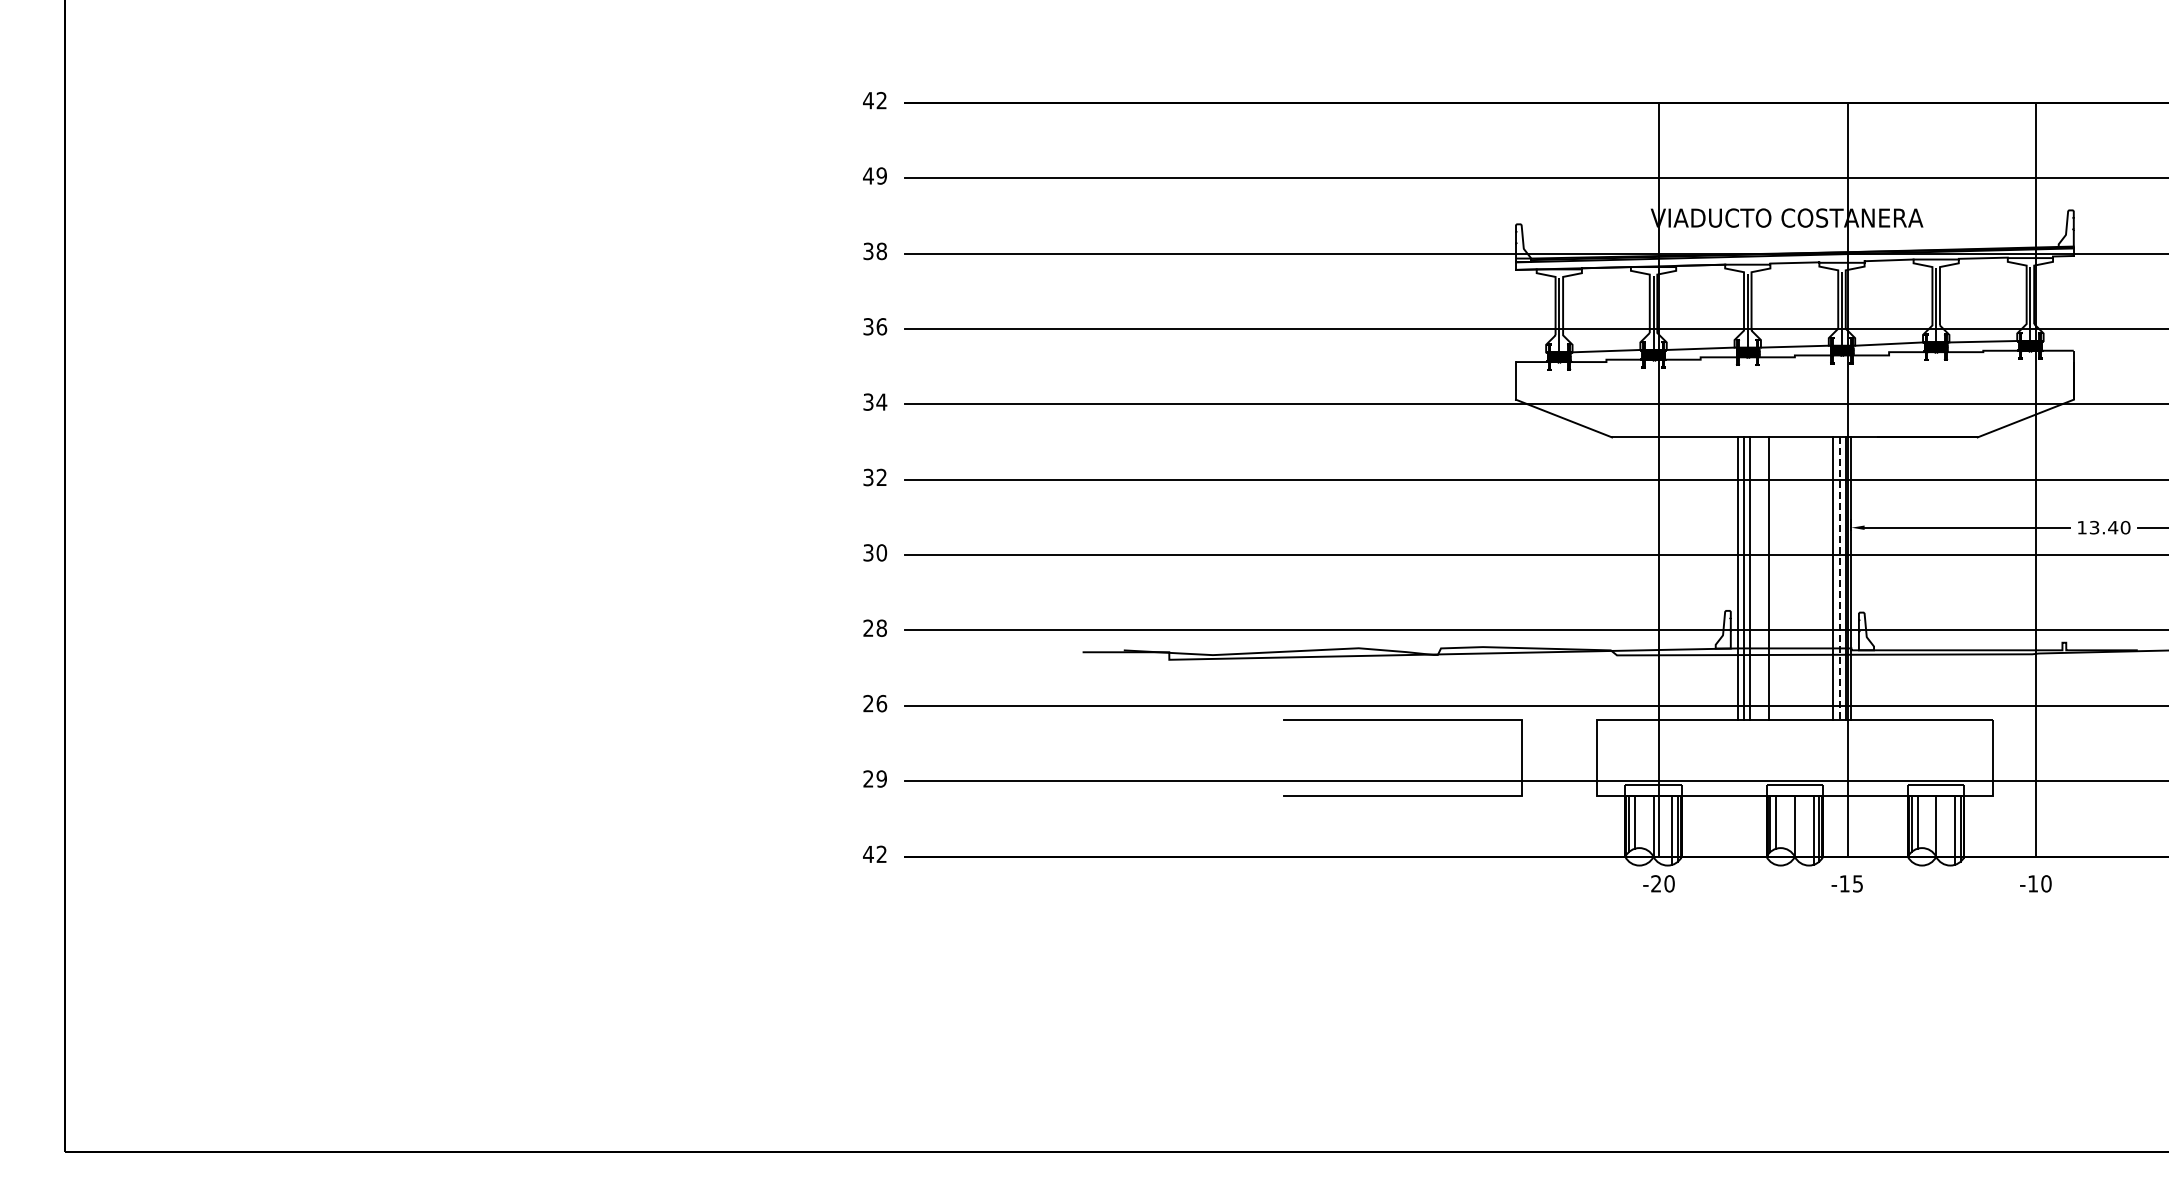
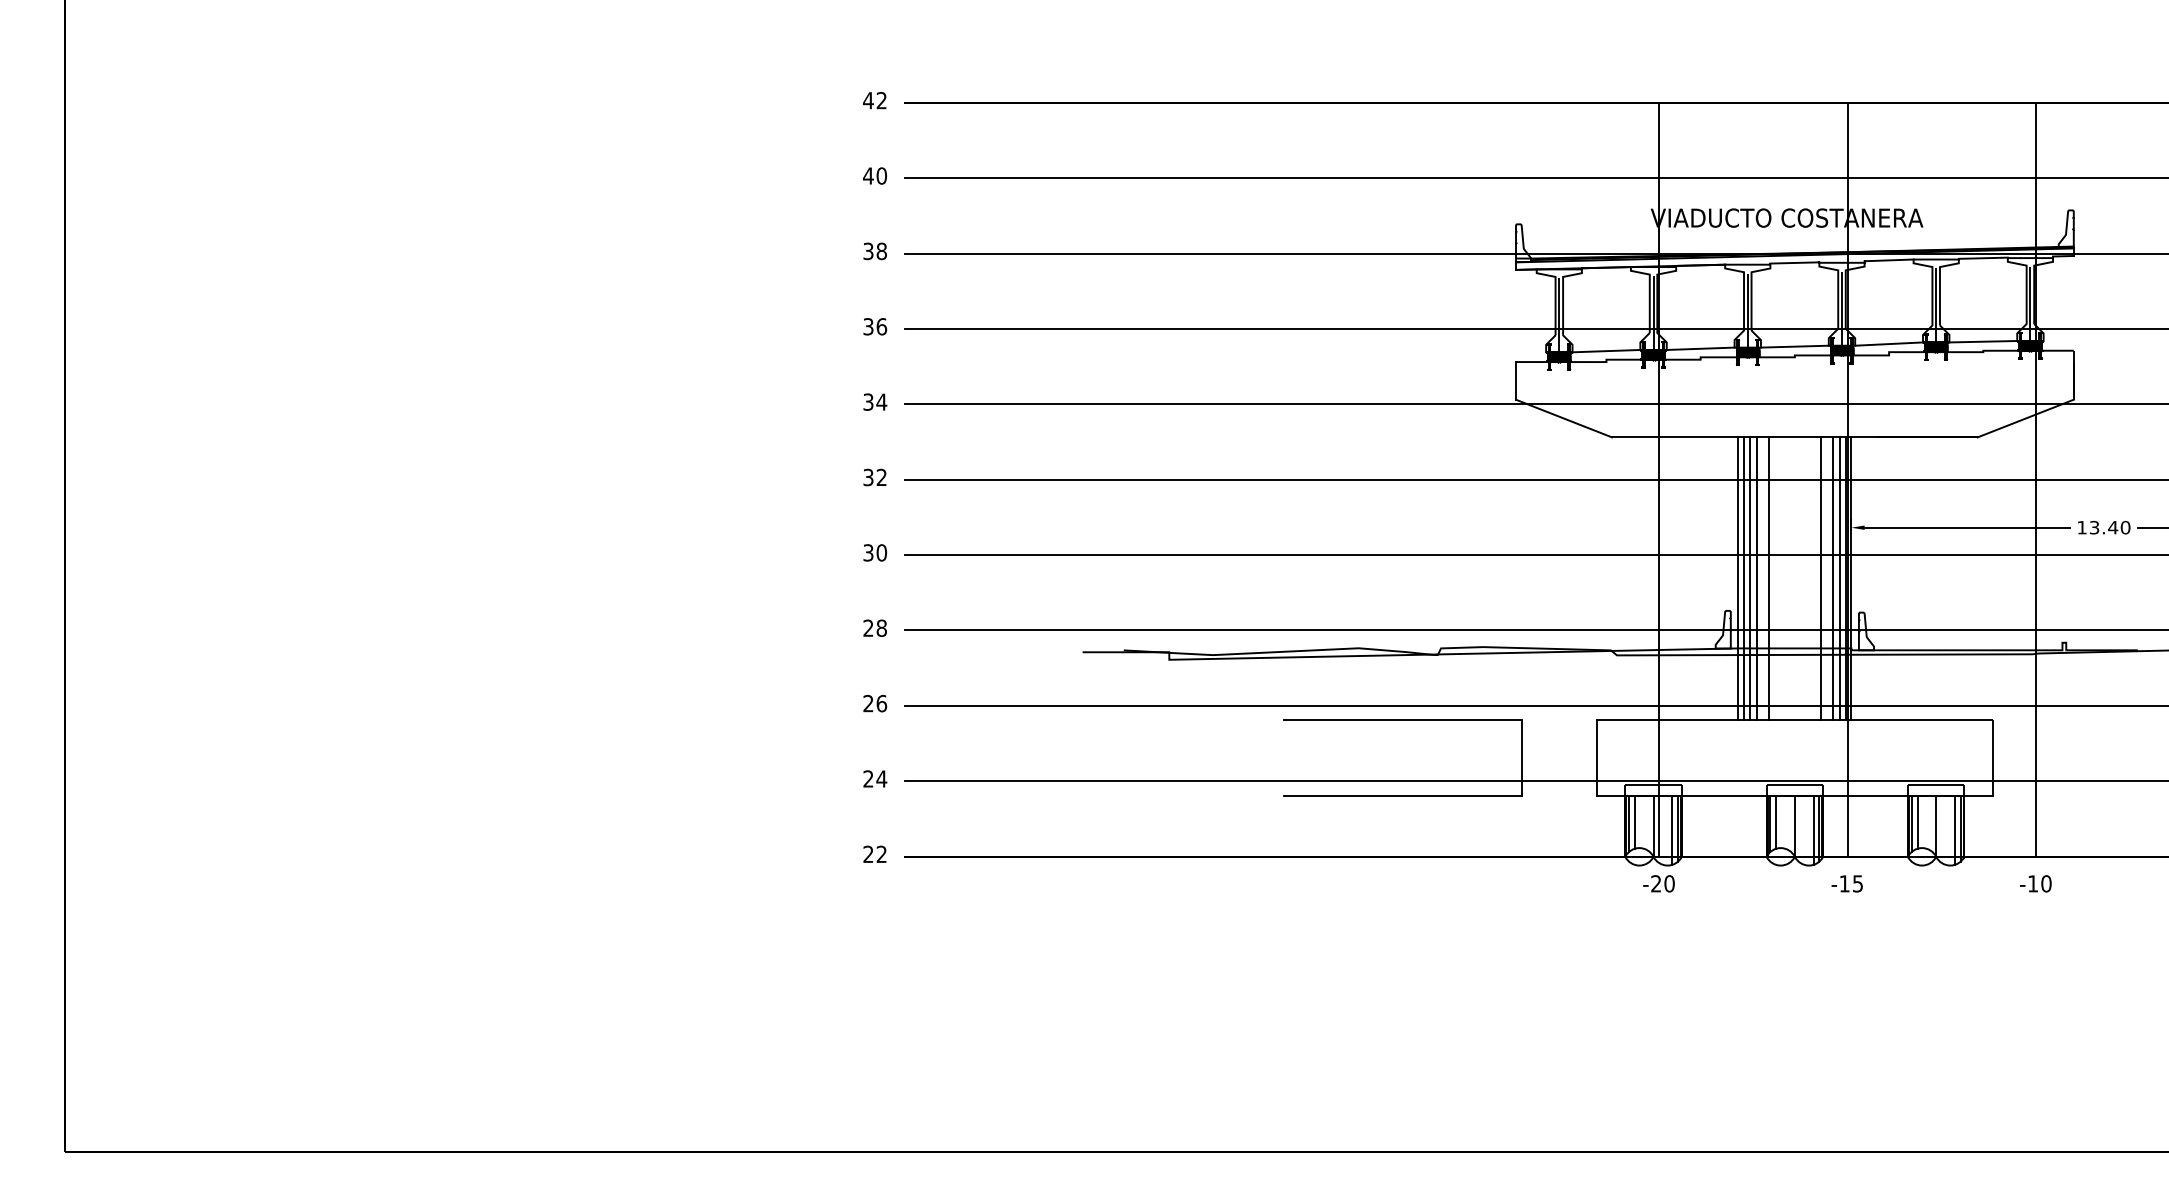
text: 49 -> 40 (881, 175)
line: none -> present (1757, 578)
line: none -> present (1821, 578)
line: dashed -> solid (1840, 578)
text: 29 -> 24 (881, 778)
text: 42 -> 22 (868, 853)
